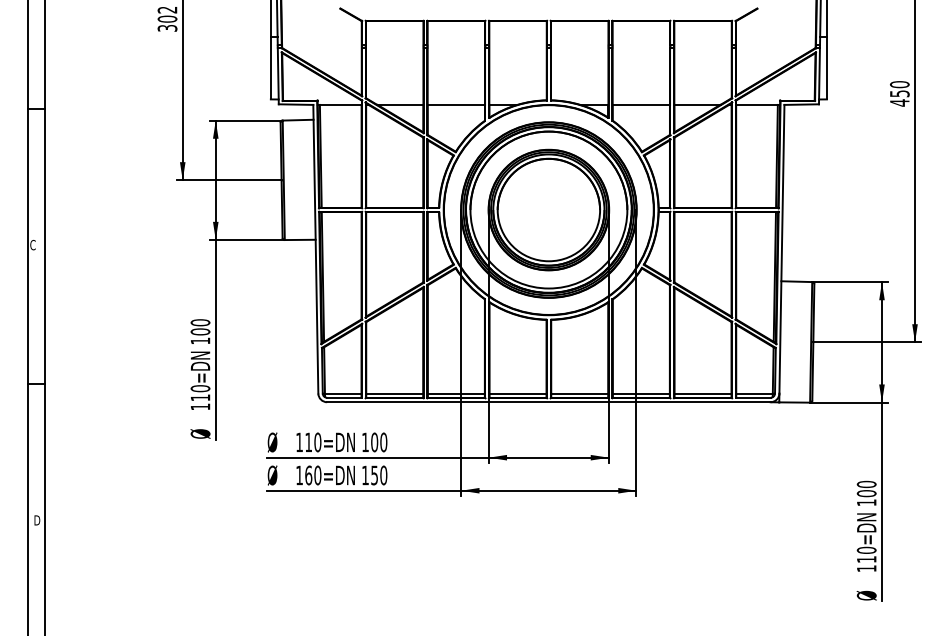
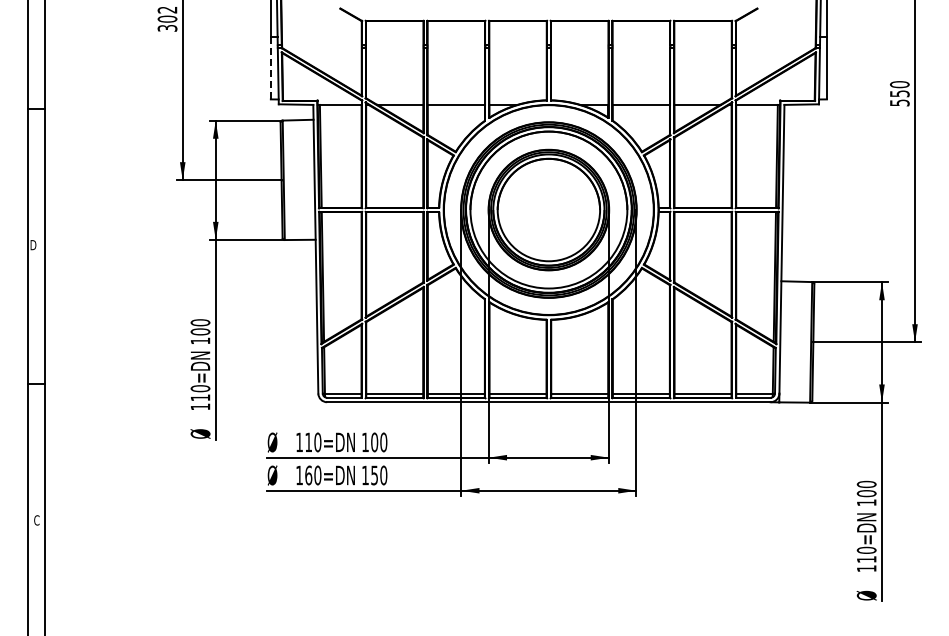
line: solid -> dashed (270, 68)
text: 450 -> 550 (899, 102)
text: C -> D (33, 244)
text: D -> C (37, 520)
